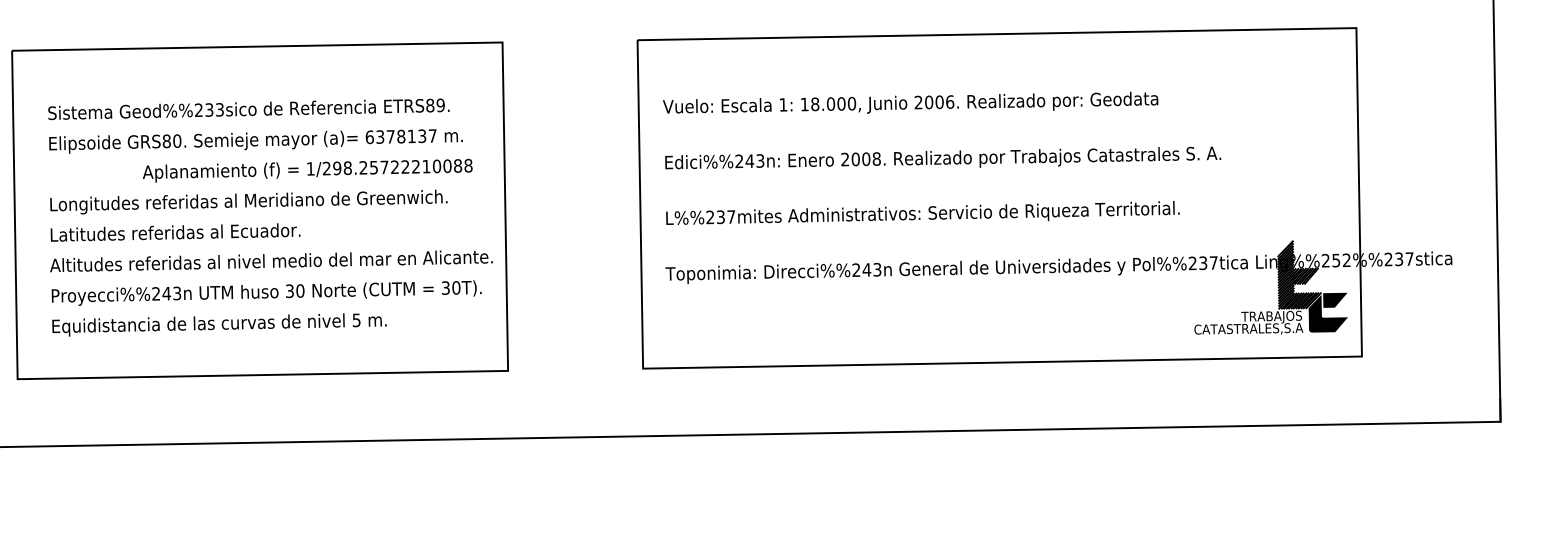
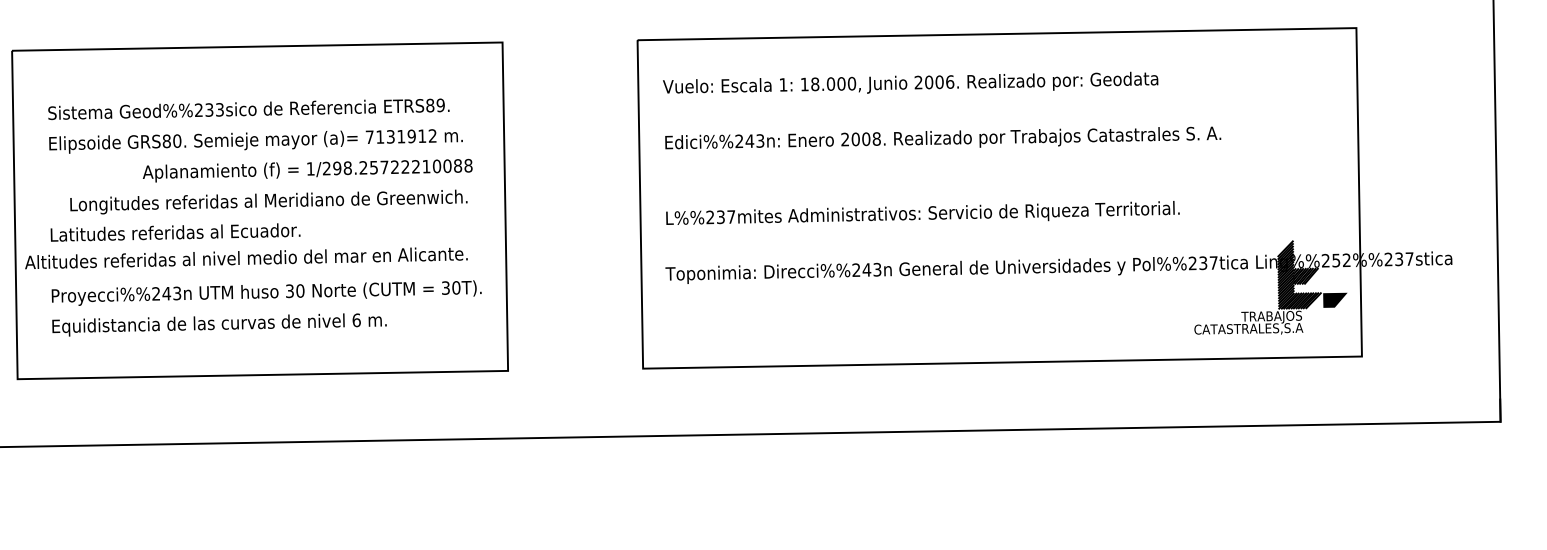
text position: (910, 102) -> (910, 82) (910, 82)
text: 6378137 -> 7131912 (400, 136)
text position: (943, 157) -> (943, 137) (943, 137)
text position: (248, 201) -> (268, 201) (268, 201)
text position: (271, 261) -> (246, 258) (246, 258)
fill: present -> none (1328, 313)
text: 5 -> 6 (356, 320)
